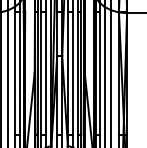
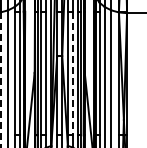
line: solid -> dashed (73, 73)
line: solid -> dashed (0, 80)
